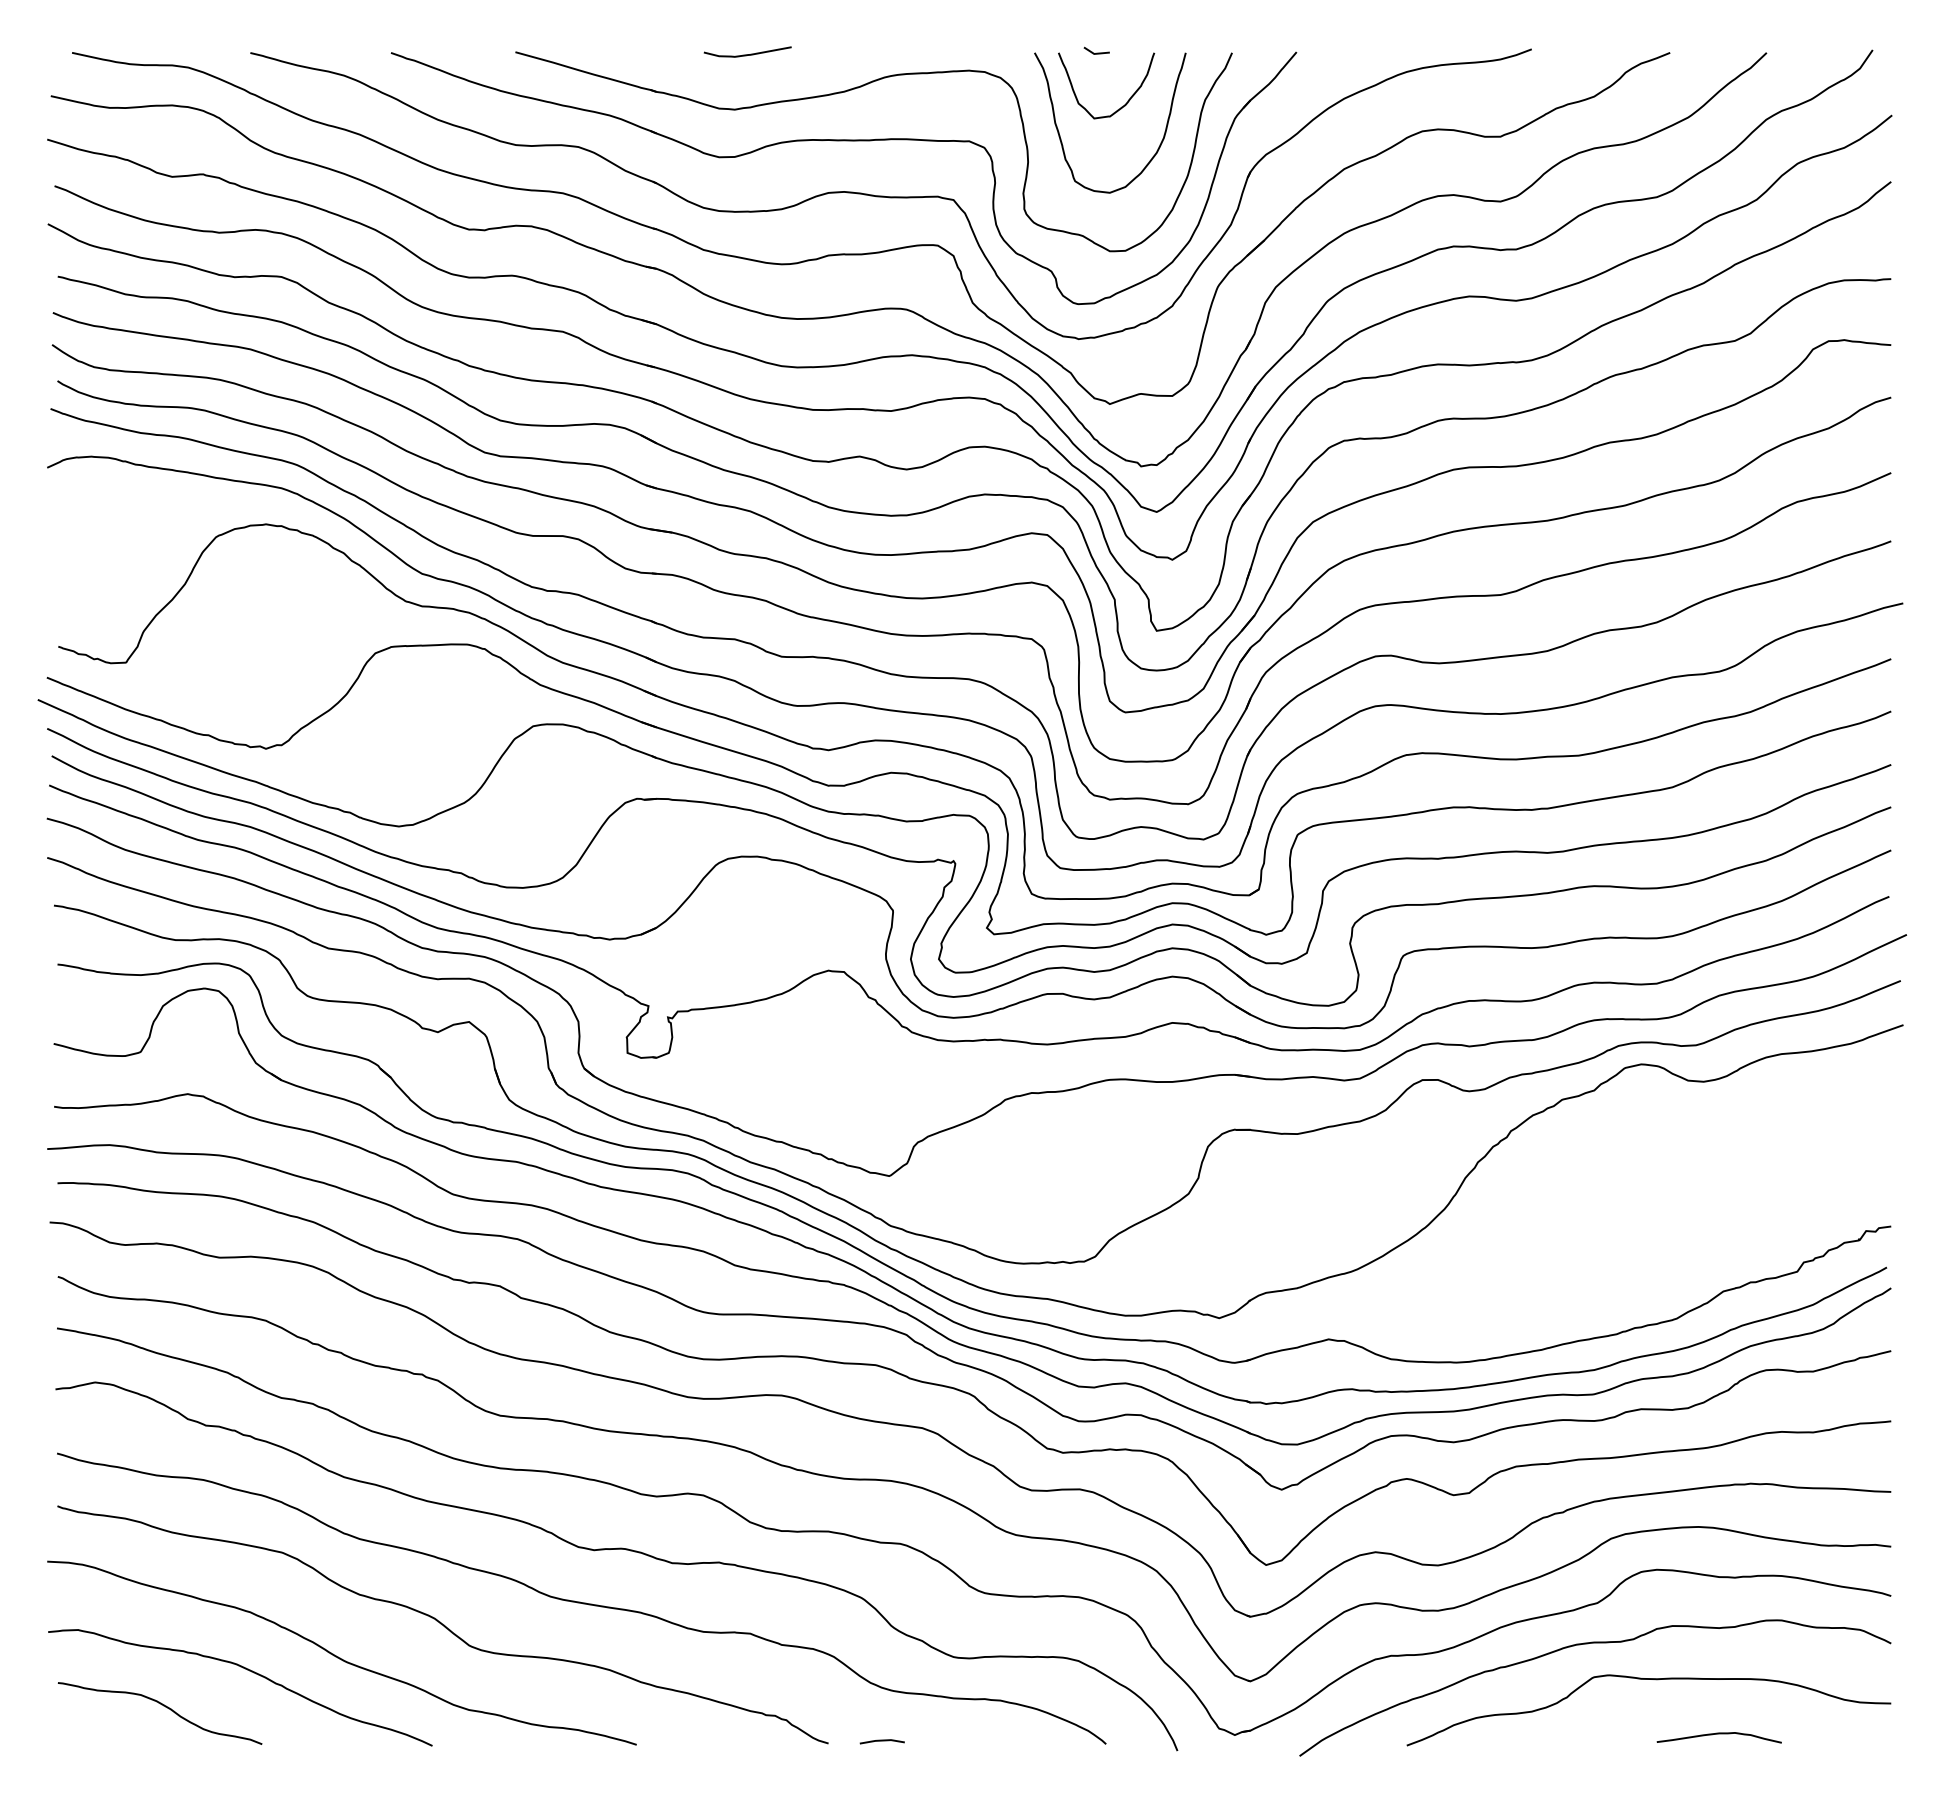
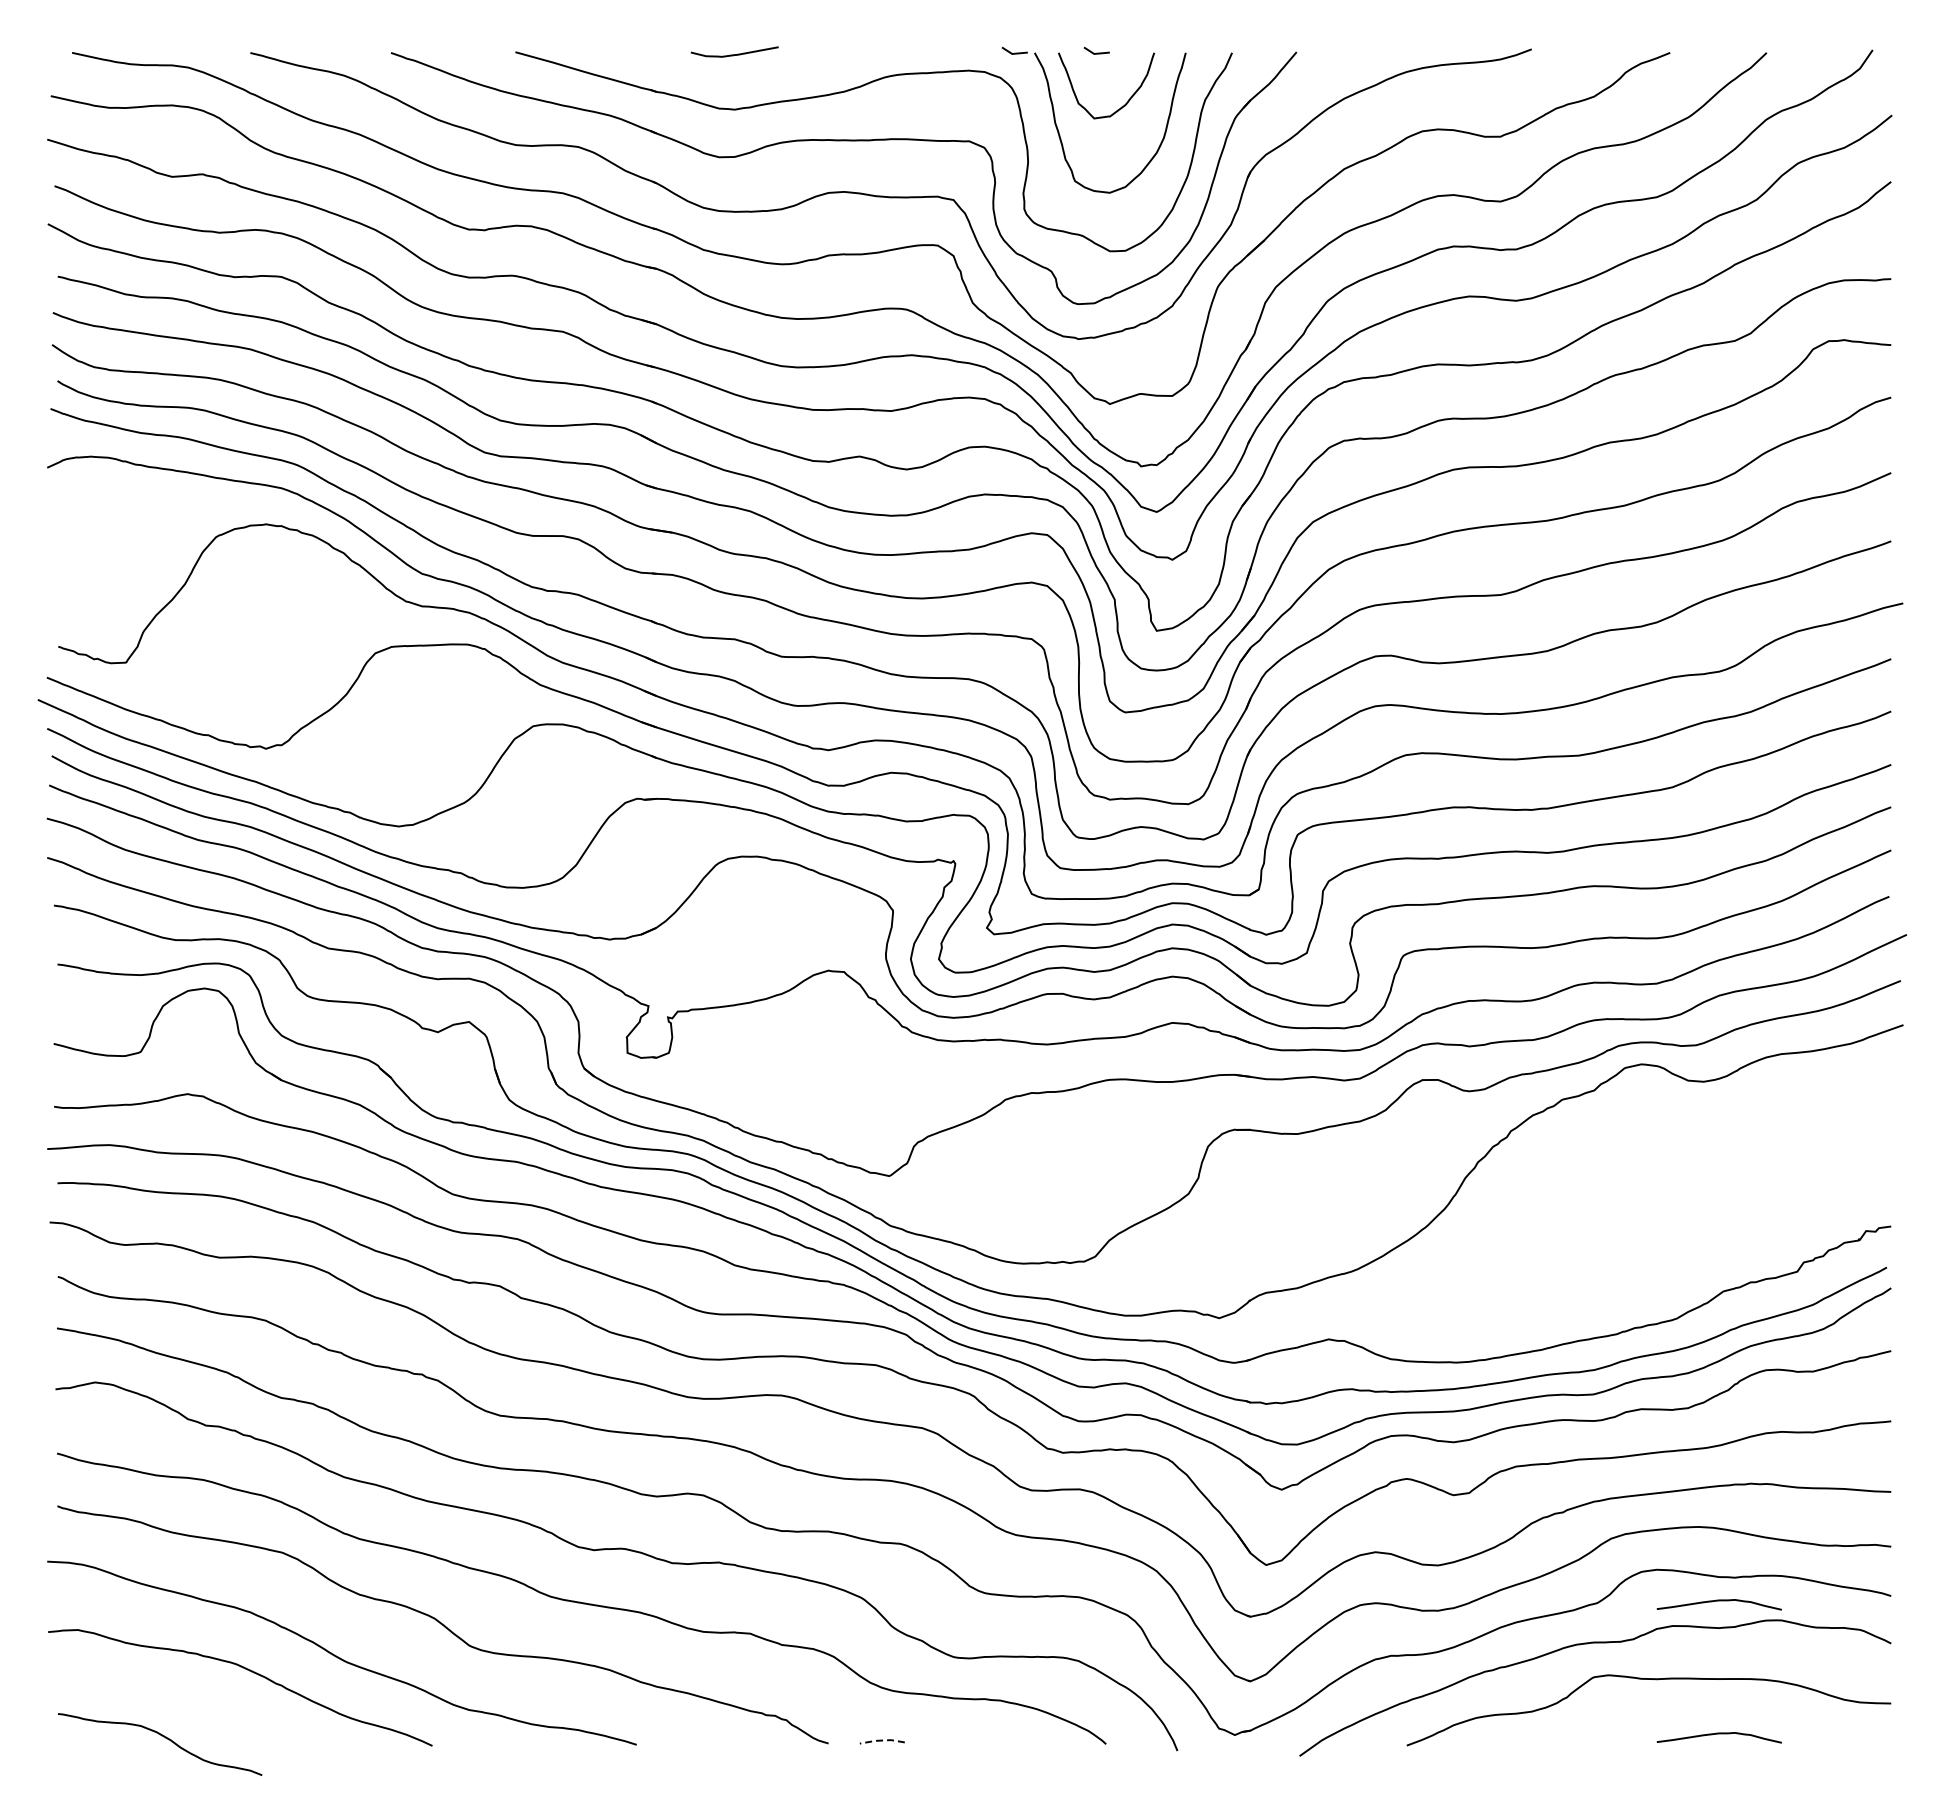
line: none -> present (1014, 52)
curve position: (747, 54) -> (734, 54) (734, 54)
curve: none -> present (1718, 1601)
curve position: (163, 1706) -> (163, 1737) (163, 1737)
line: solid -> dashed (882, 1740)
